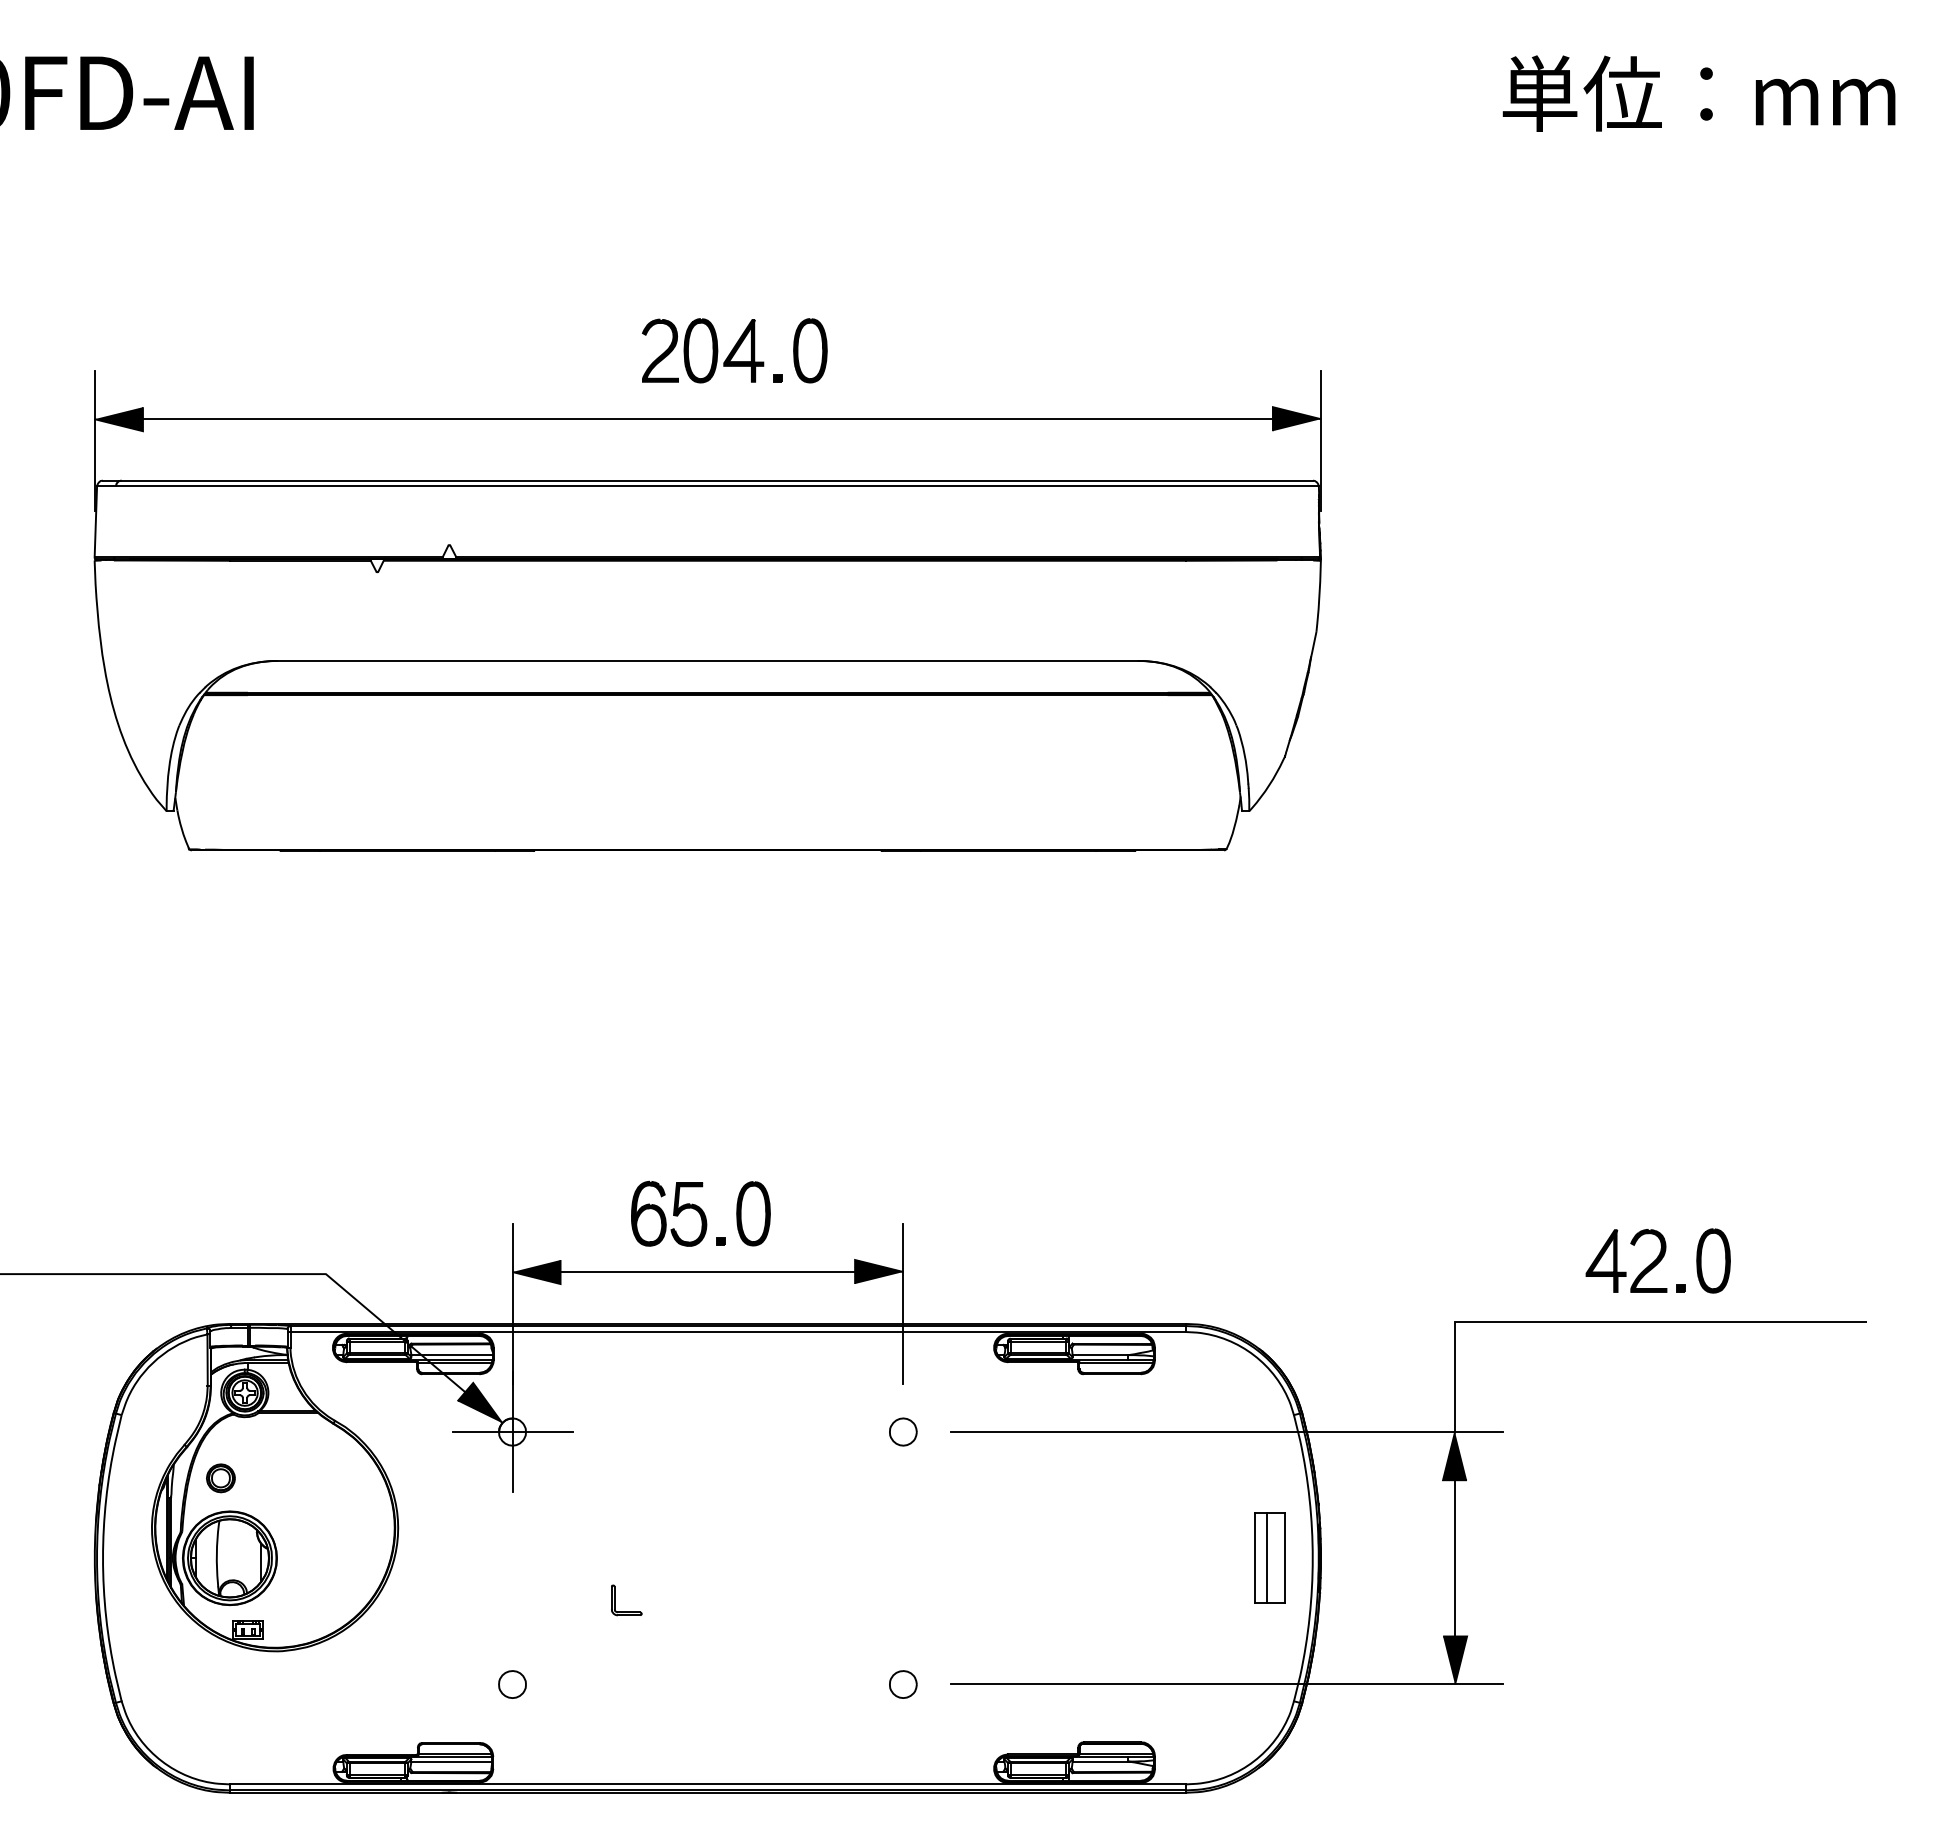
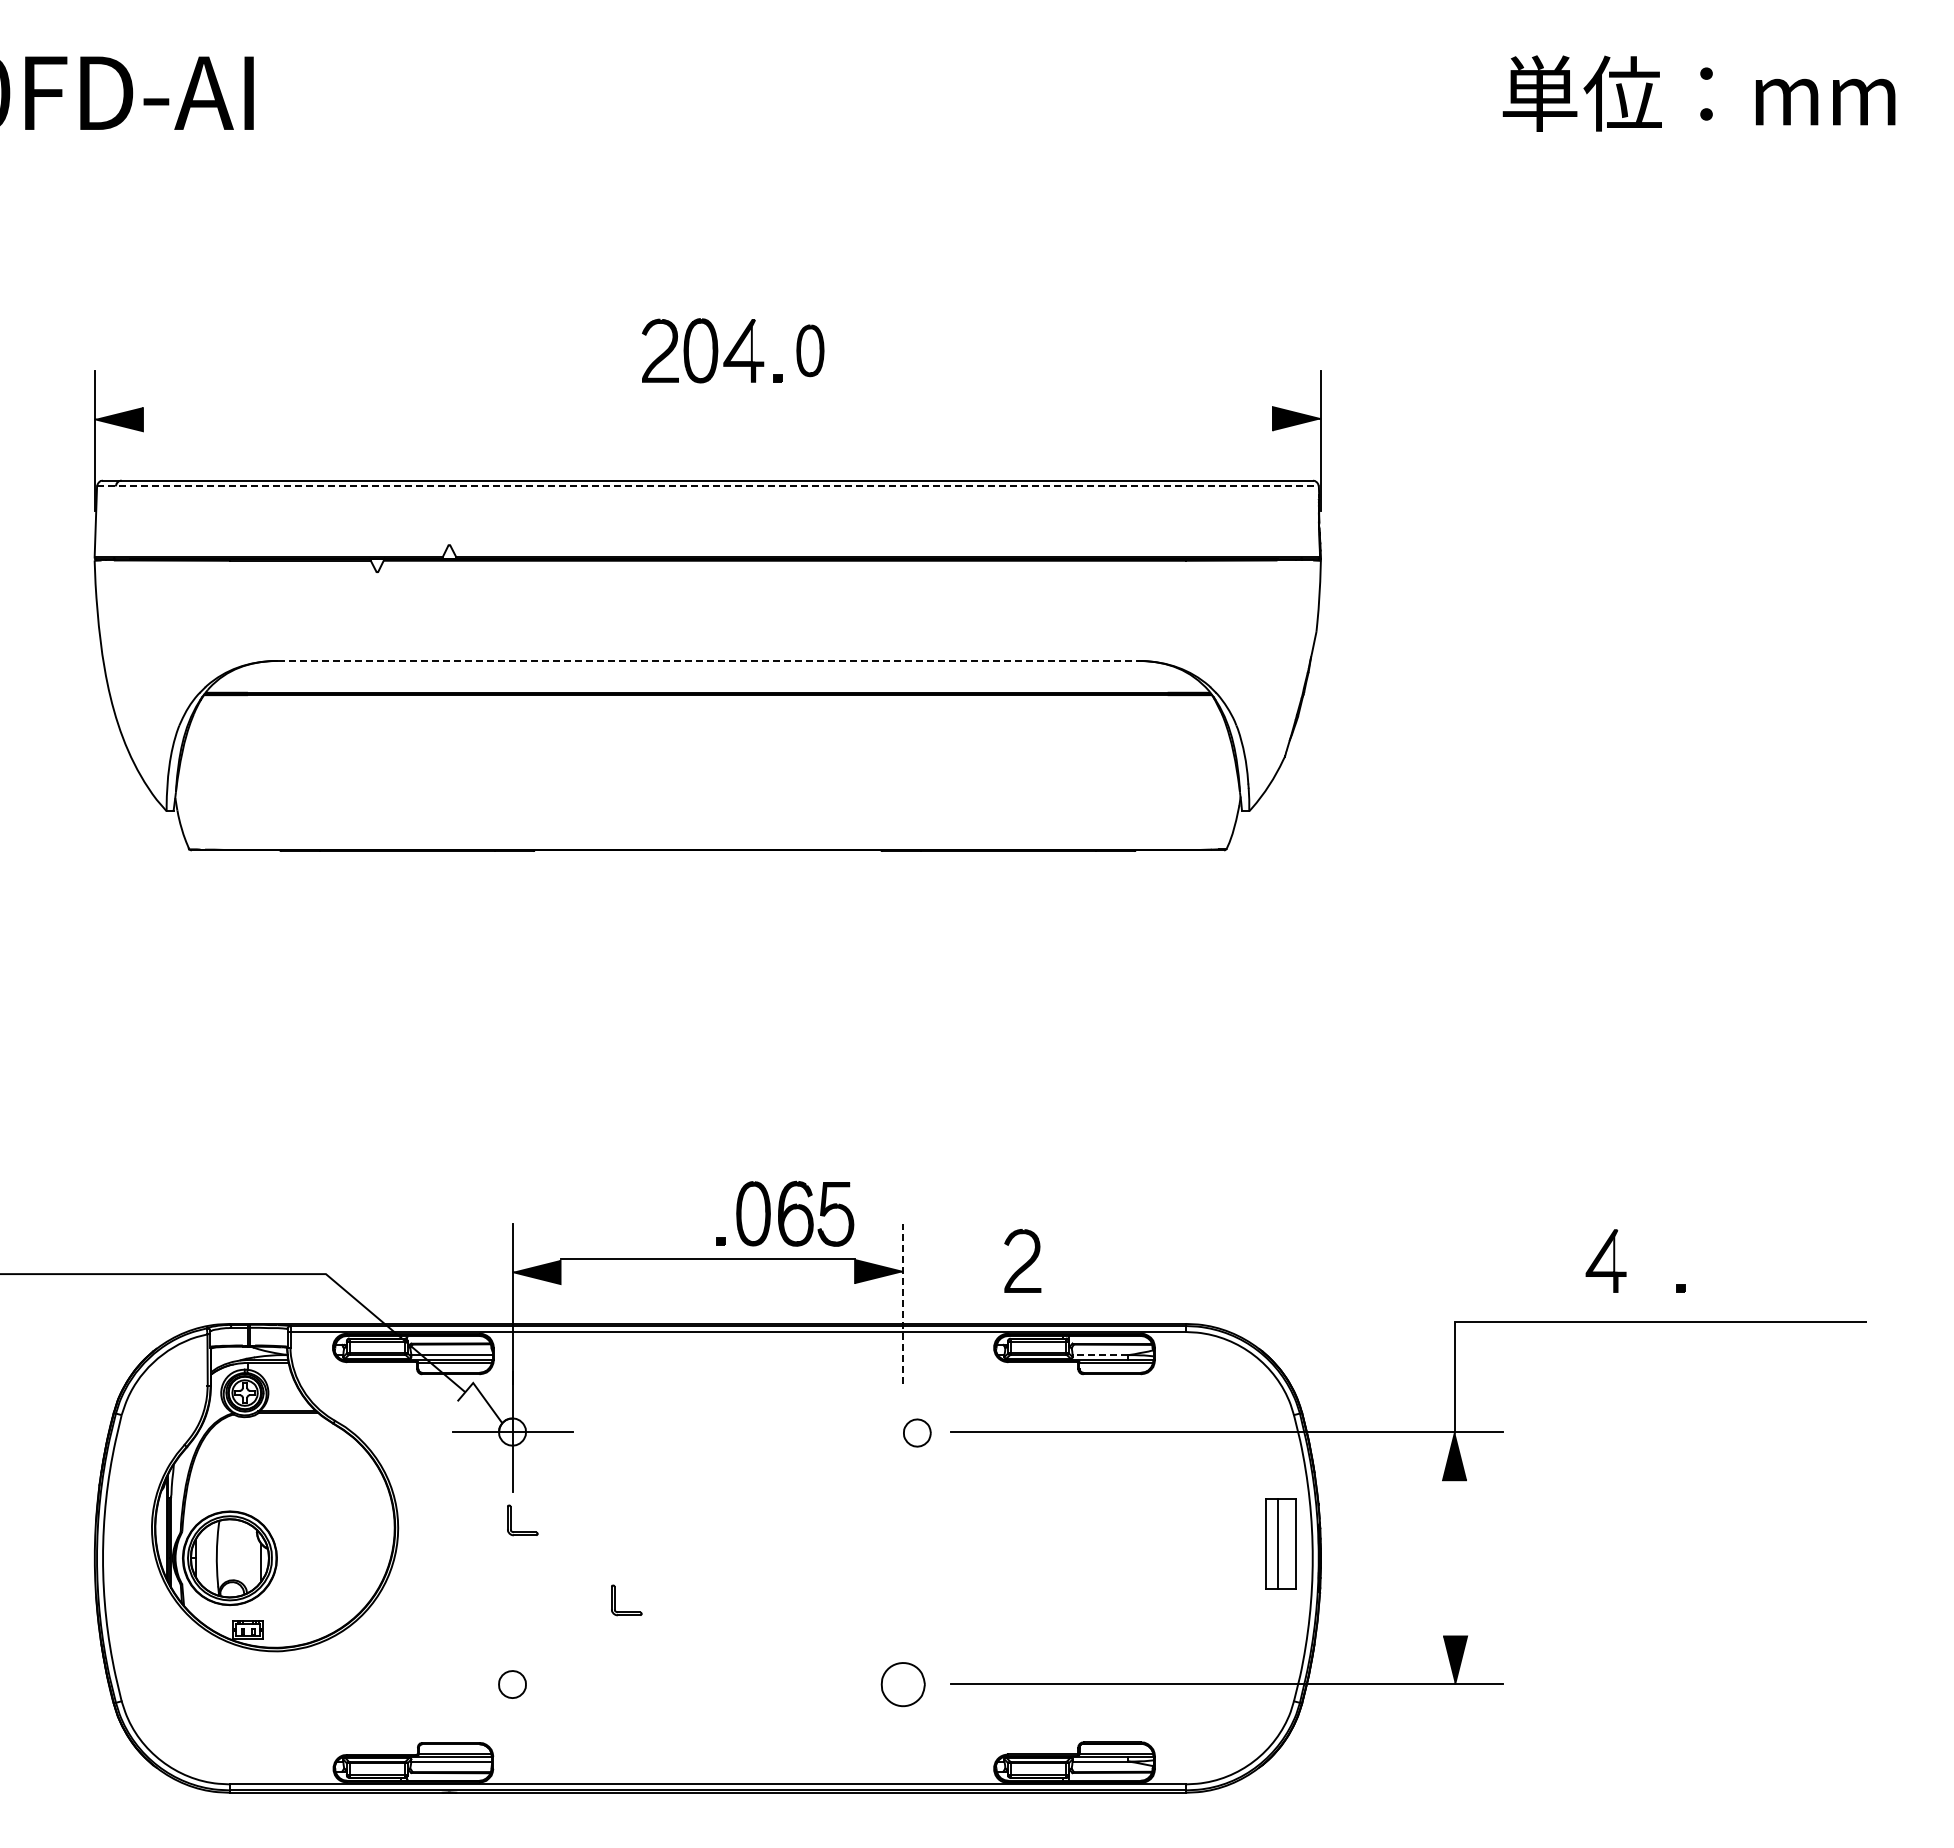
fill: present -> none (741, 341)
part size: 35x66 px -> 29x54 px (810, 350)
line: present -> none (707, 419)
line: solid -> dashed (707, 486)
line: solid -> dashed (707, 660)
part position: (669, 1213) -> (816, 1213) (816, 1213)
fill: present -> none (1603, 1251)
part position: (1648, 1260) -> (1022, 1260) (1022, 1260)
part: present -> none (1713, 1260)
line position: (707, 1272) -> (707, 1259) (707, 1259)
line: solid -> dashed (903, 1303)
line: solid -> dashed (1100, 1355)
fill: present -> none (479, 1403)
part position: (903, 1431) -> (917, 1432) (917, 1432)
part: present -> none (220, 1478)
part: none -> present (511, 1520)
part position: (1269, 1557) -> (1280, 1543) (1280, 1543)
line: present -> none (1455, 1558)
part size: 29x29 px -> 46x46 px (902, 1684)
